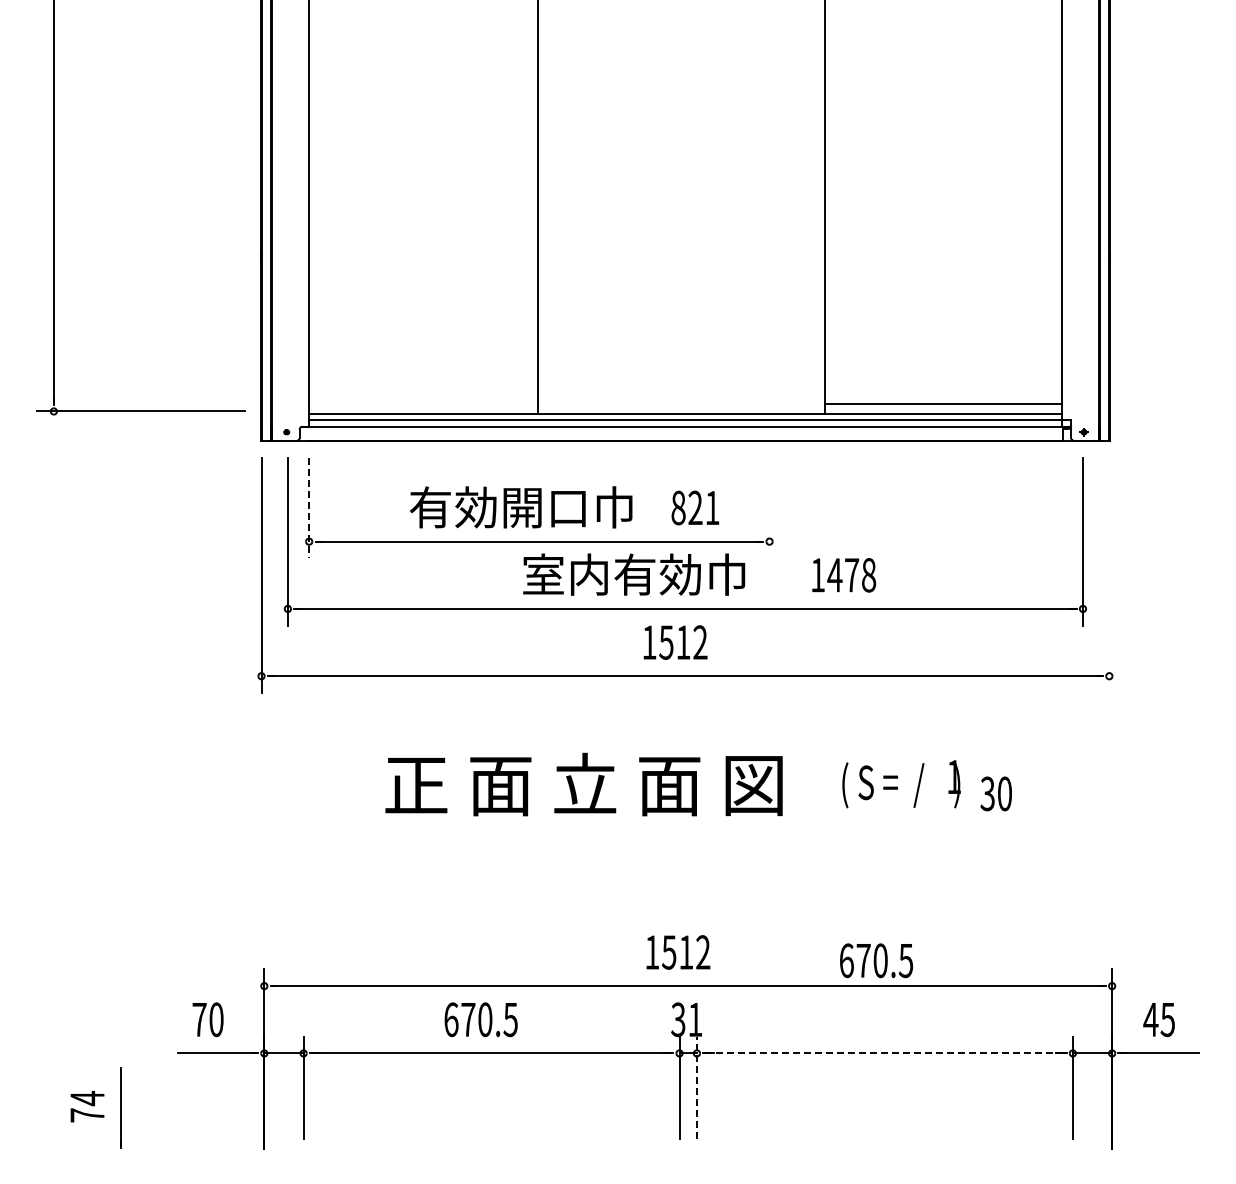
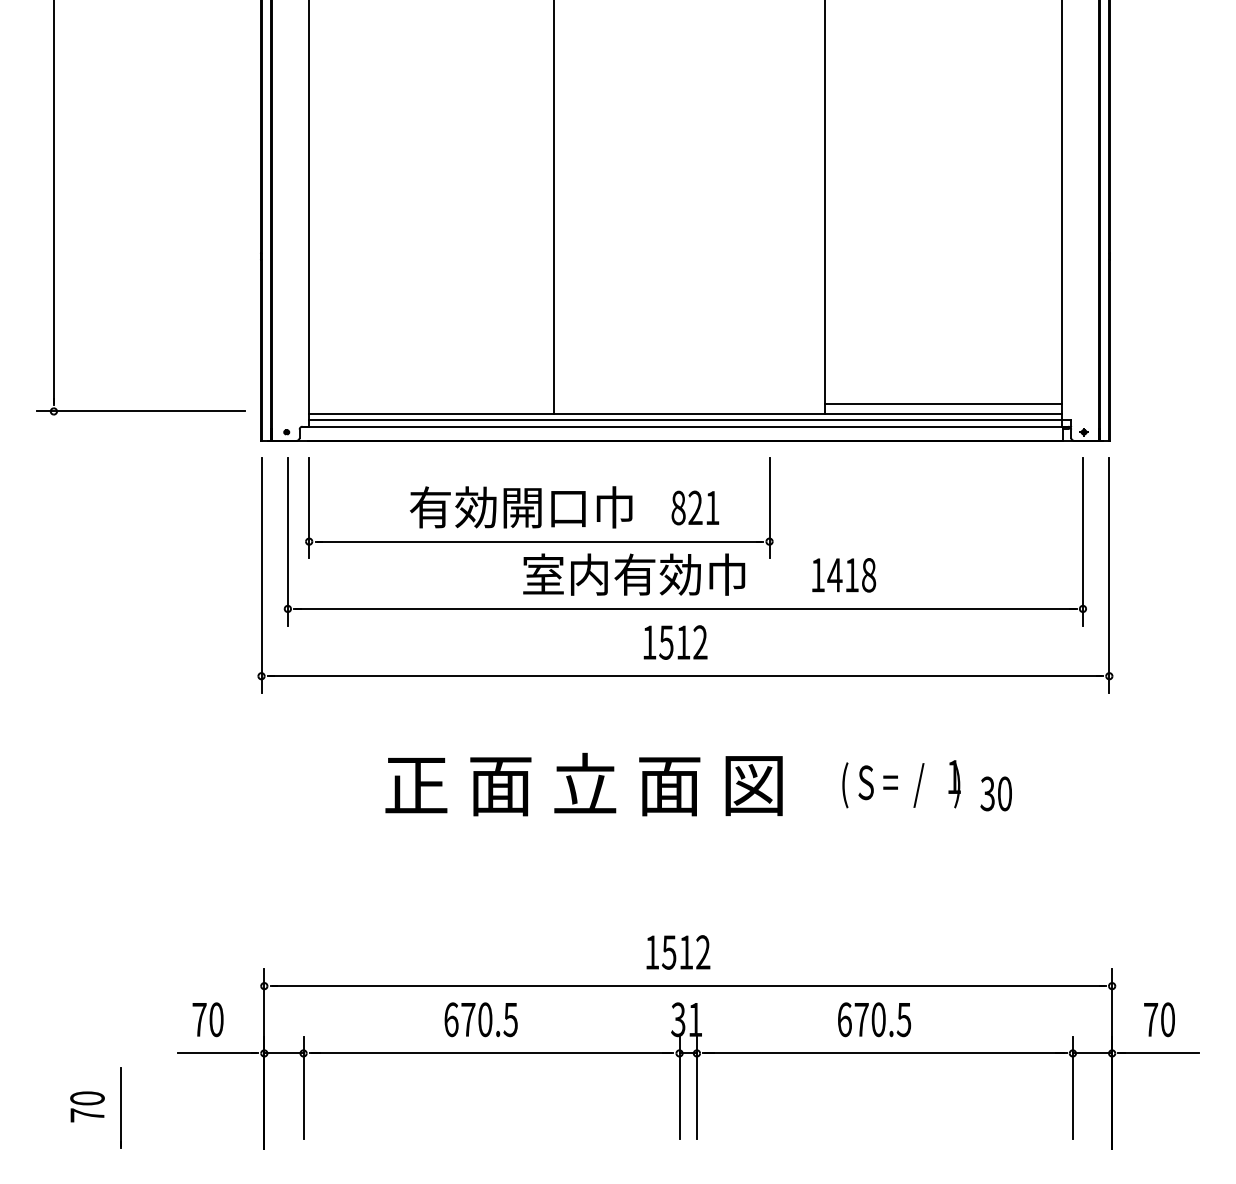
line position: (538, 208) -> (554, 208) (554, 208)
line: none -> present (769, 507)
line: dashed -> solid (309, 508)
text: 1478 -> 1418 (852, 575)
line: none -> present (1109, 575)
text position: (876, 960) -> (874, 1019) (874, 1019)
text: 45 -> 70 (1158, 1019)
line: dashed -> solid (884, 1053)
line: dashed -> solid (696, 1087)
text: 74 -> 70 (87, 1098)
